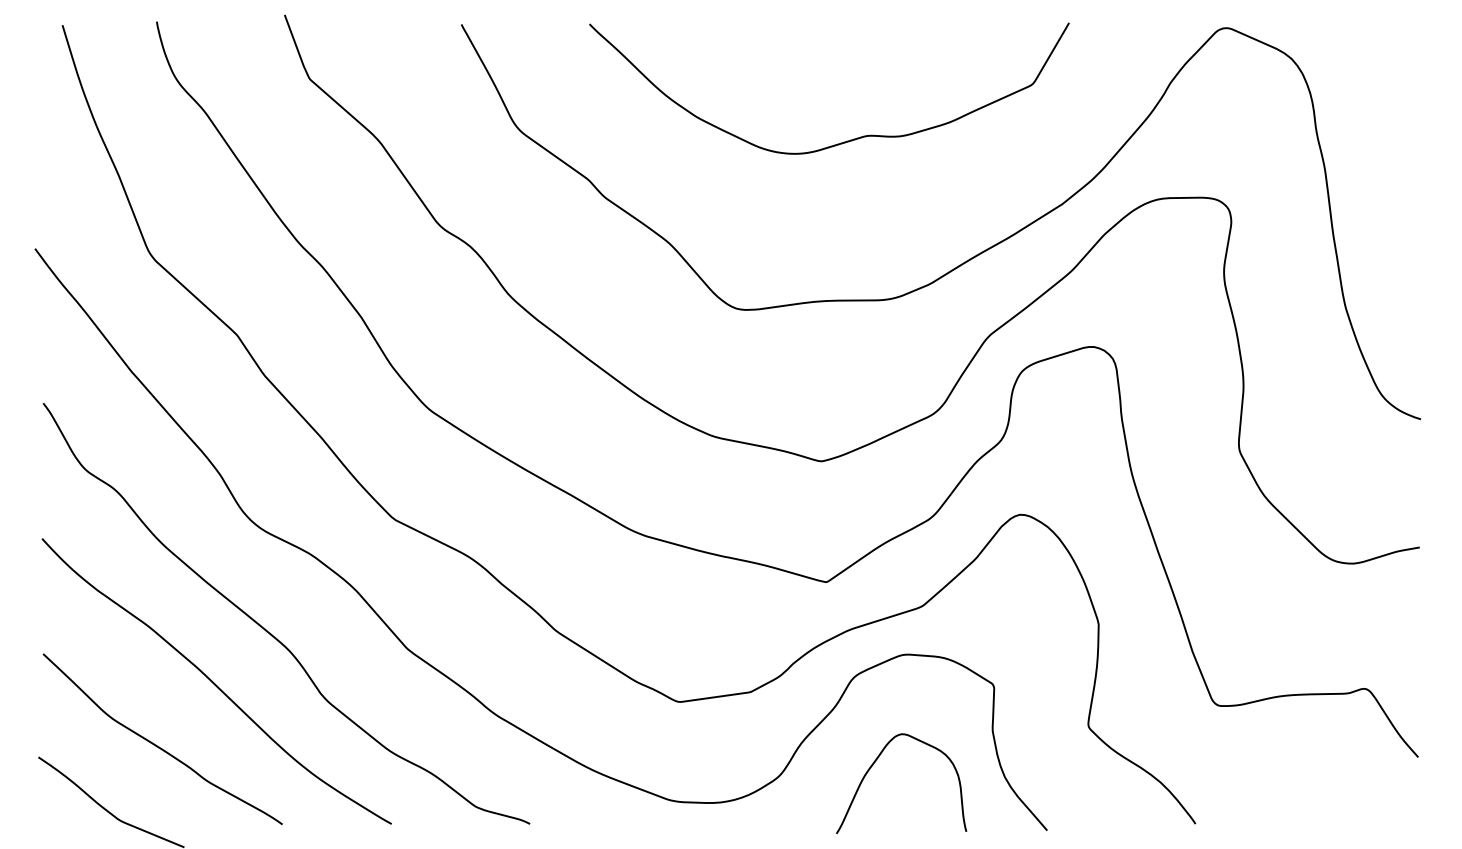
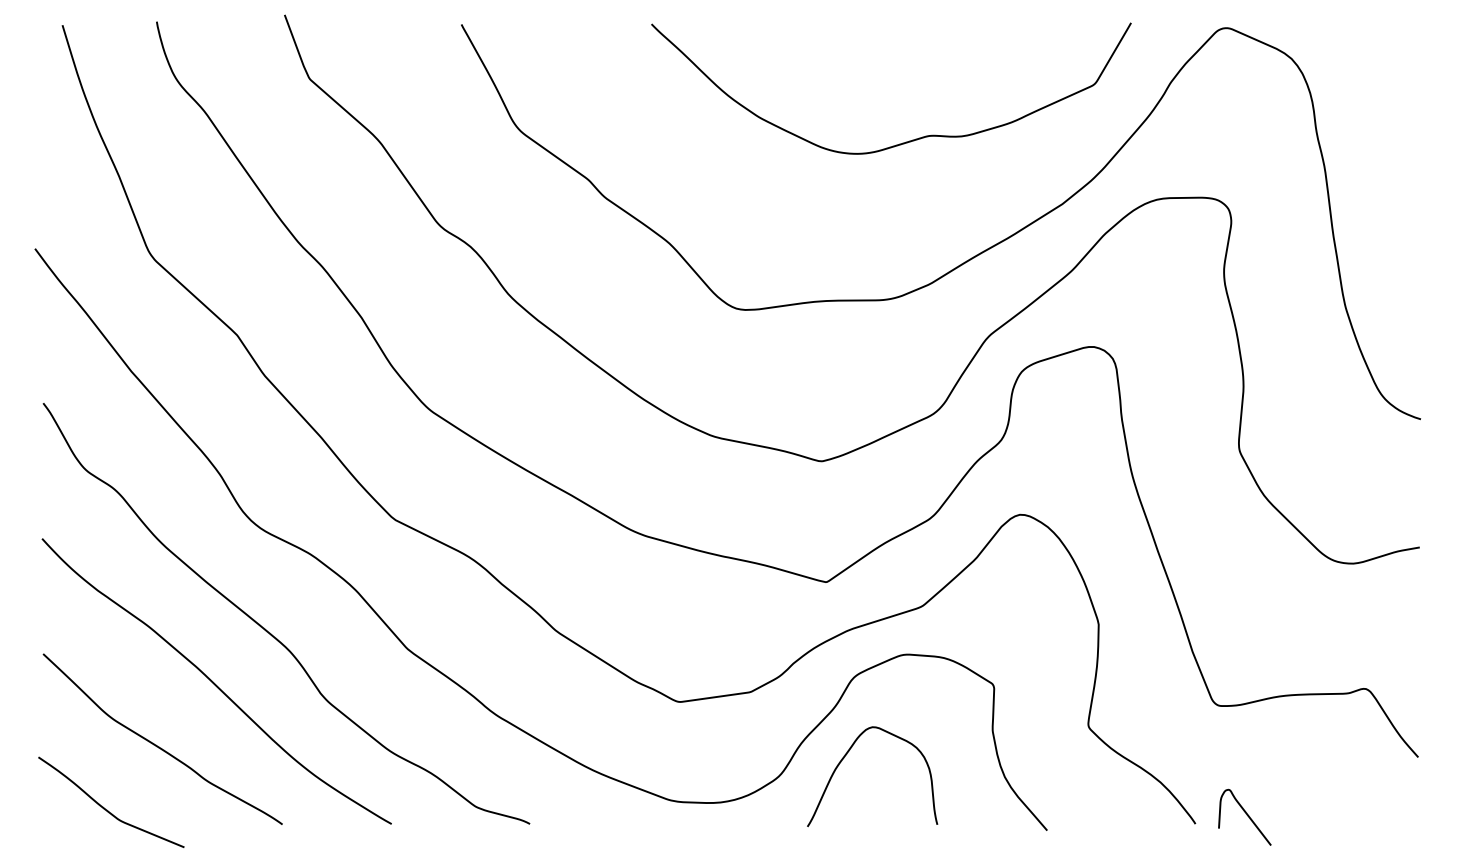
curve position: (847, 140) -> (909, 140) (909, 140)
curve position: (873, 765) -> (844, 758) (844, 758)
curve: none -> present (1246, 815)
